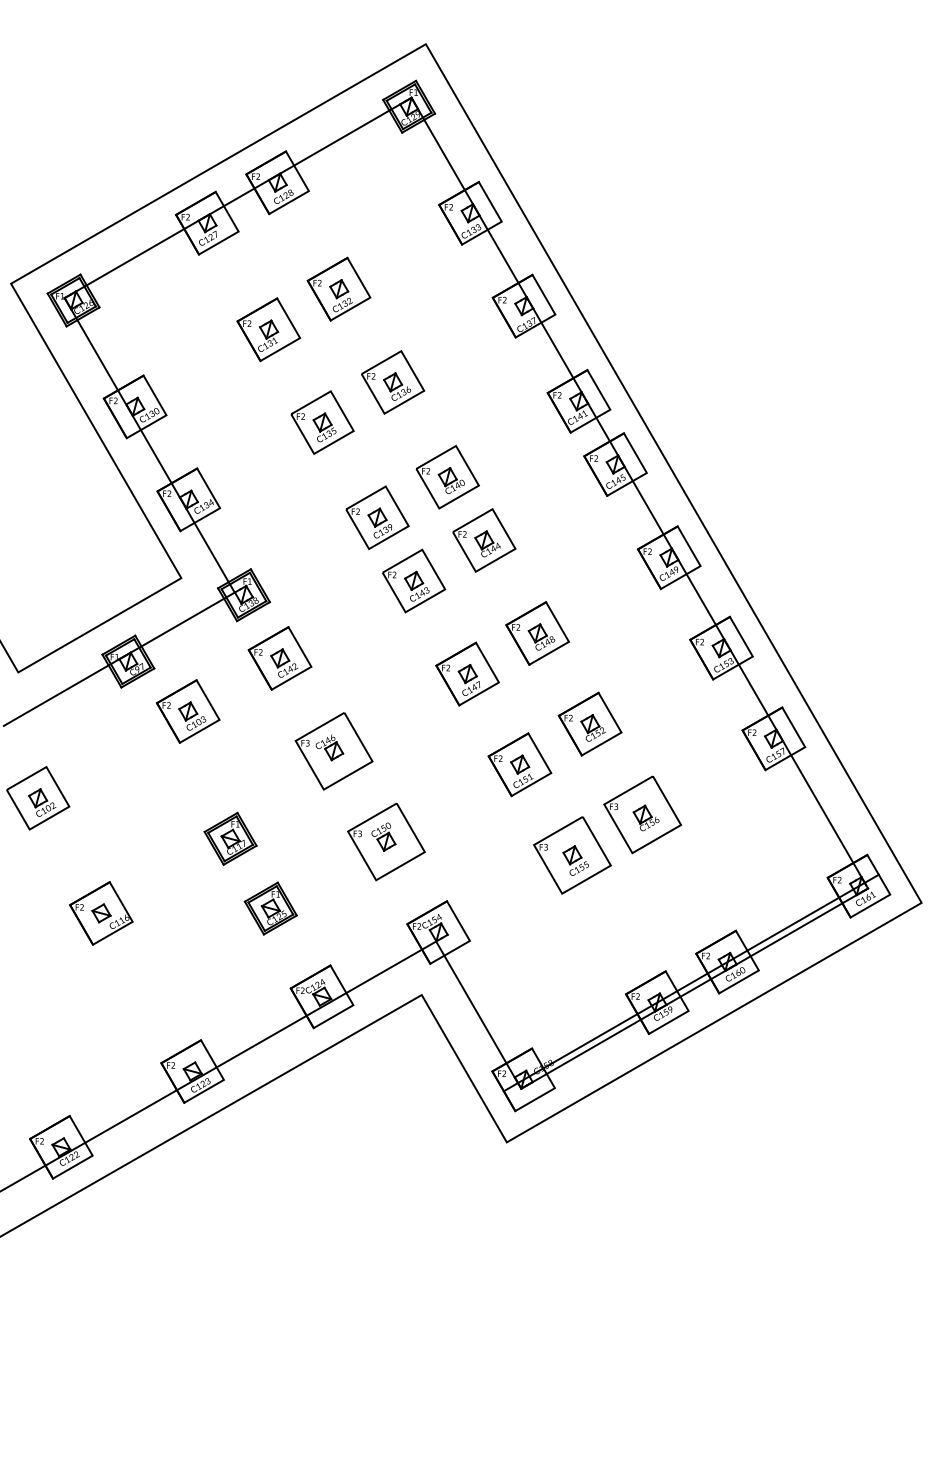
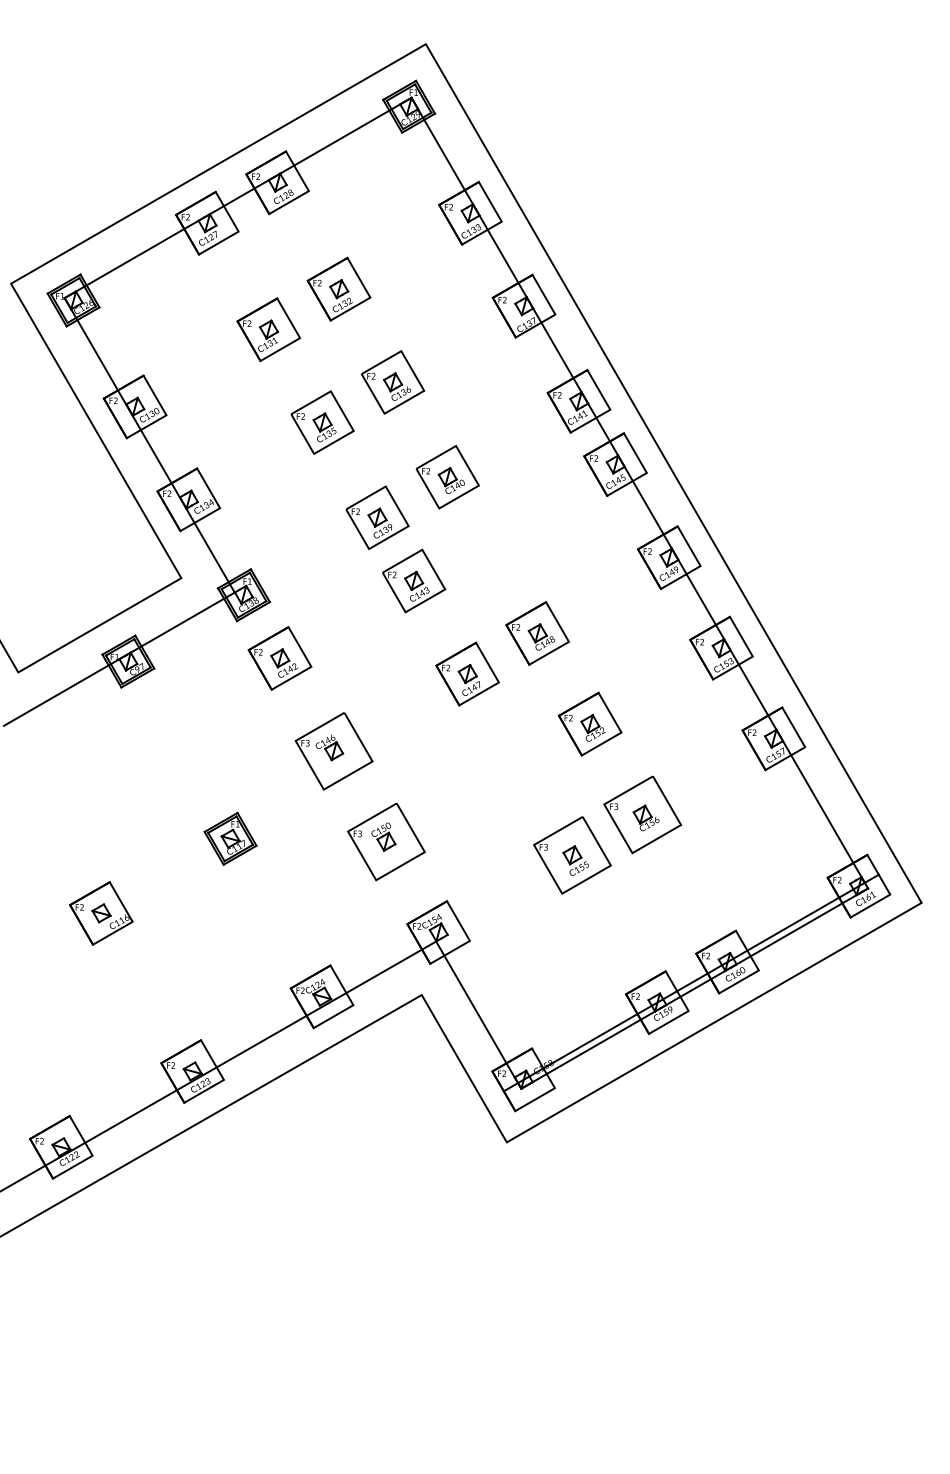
part: present -> none (484, 540)
part: present -> none (187, 711)
part: present -> none (519, 764)
part: present -> none (38, 798)
part: present -> none (270, 908)
